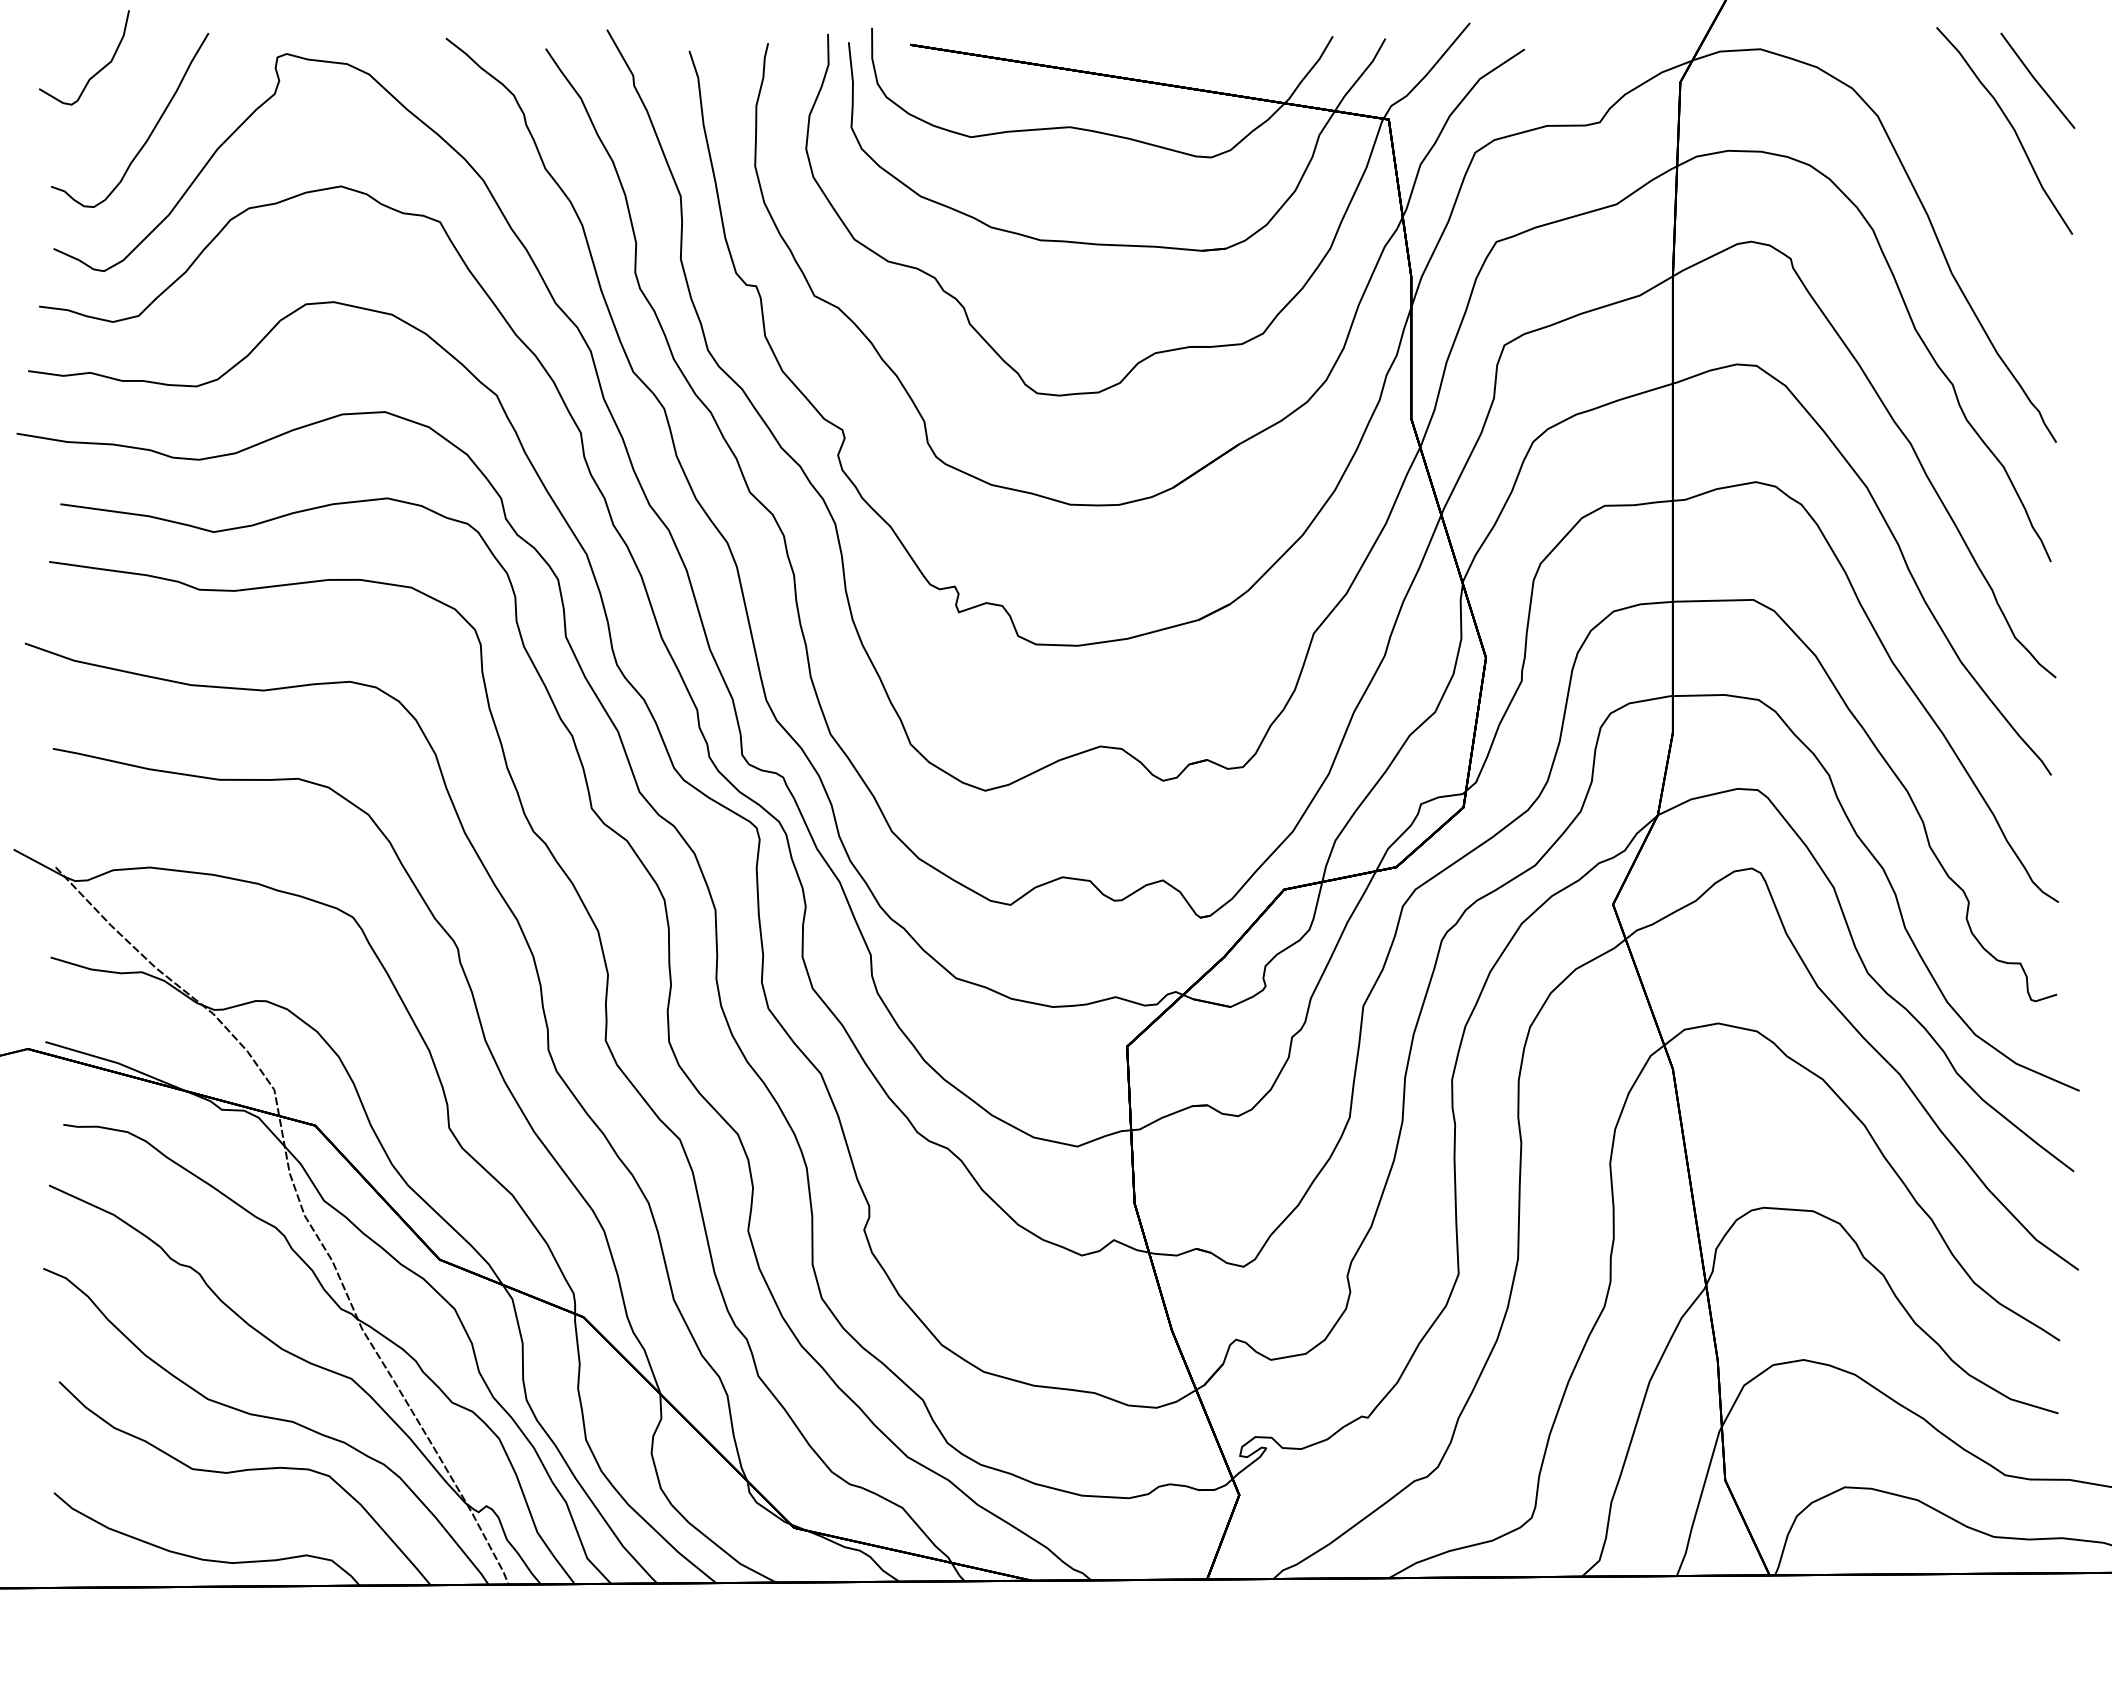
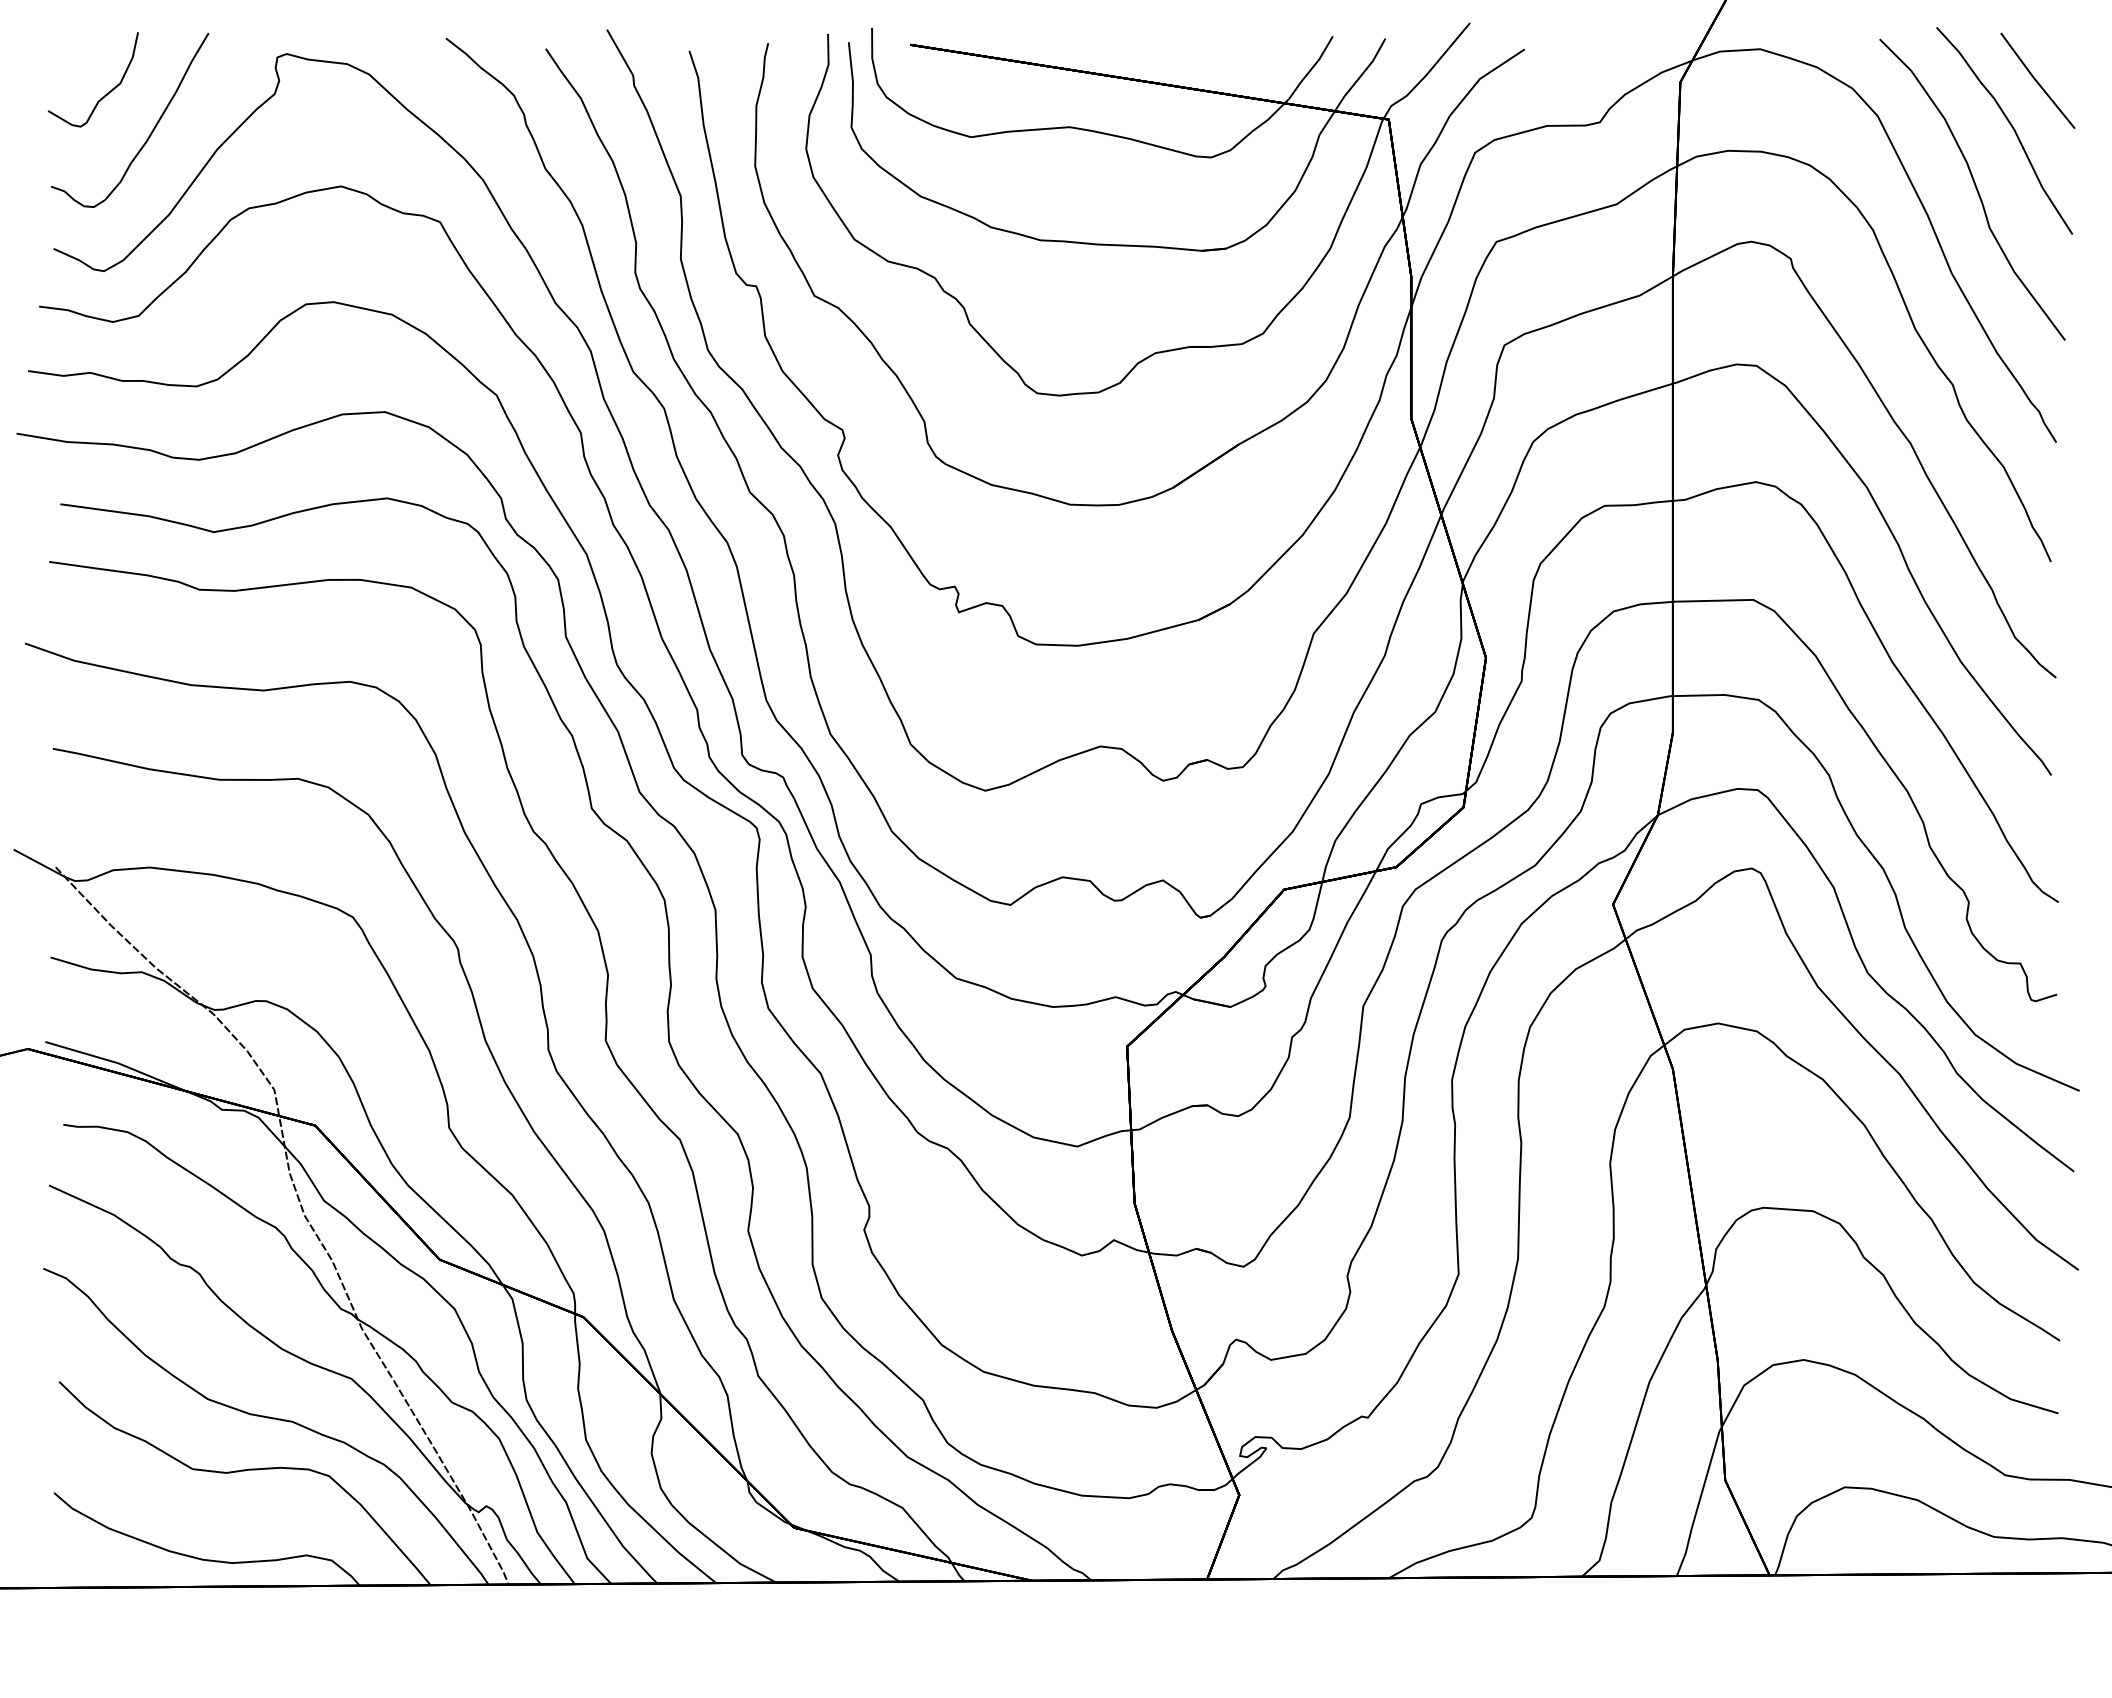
curve position: (97, 71) -> (106, 93) (106, 93)
curve: none -> present (1975, 188)
